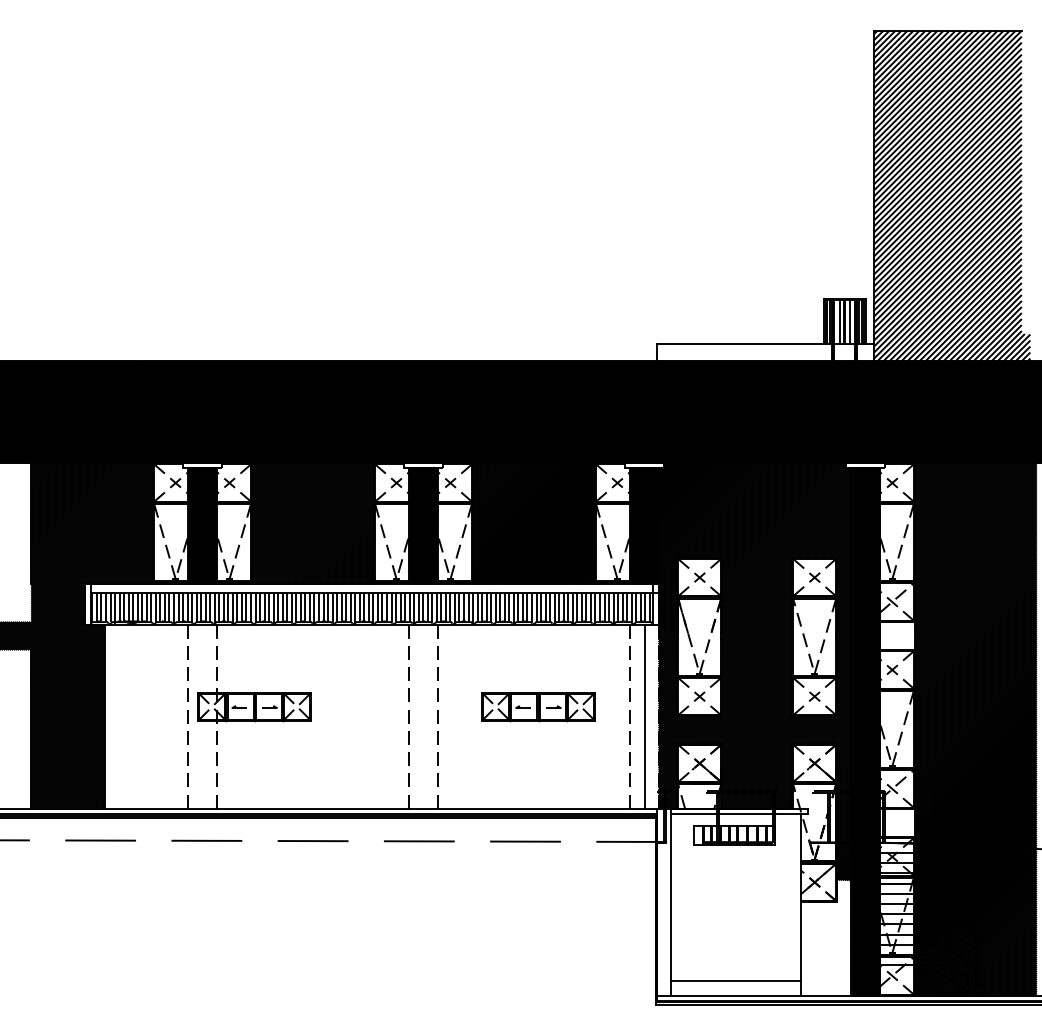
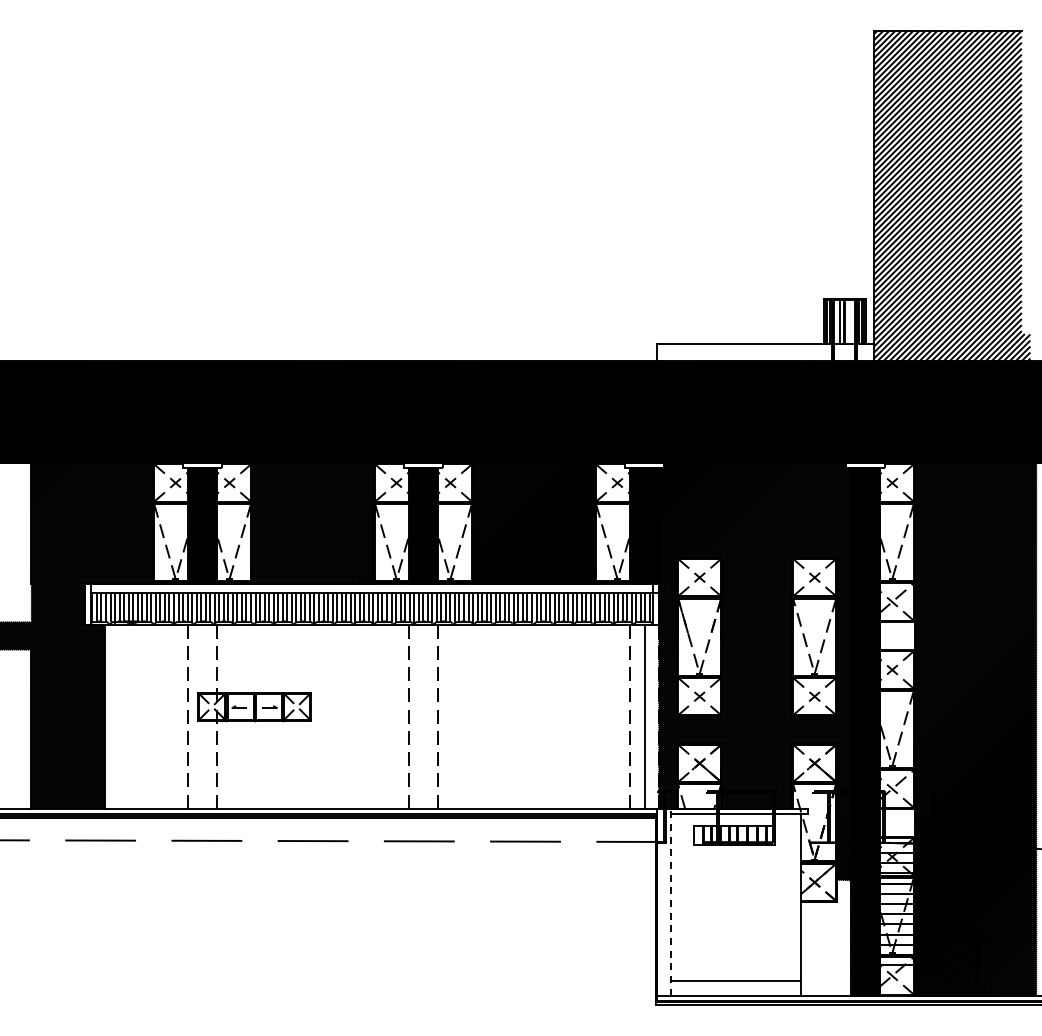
line: present -> none (849, 322)
part: present -> none (538, 707)
line: solid -> dashed (671, 901)
